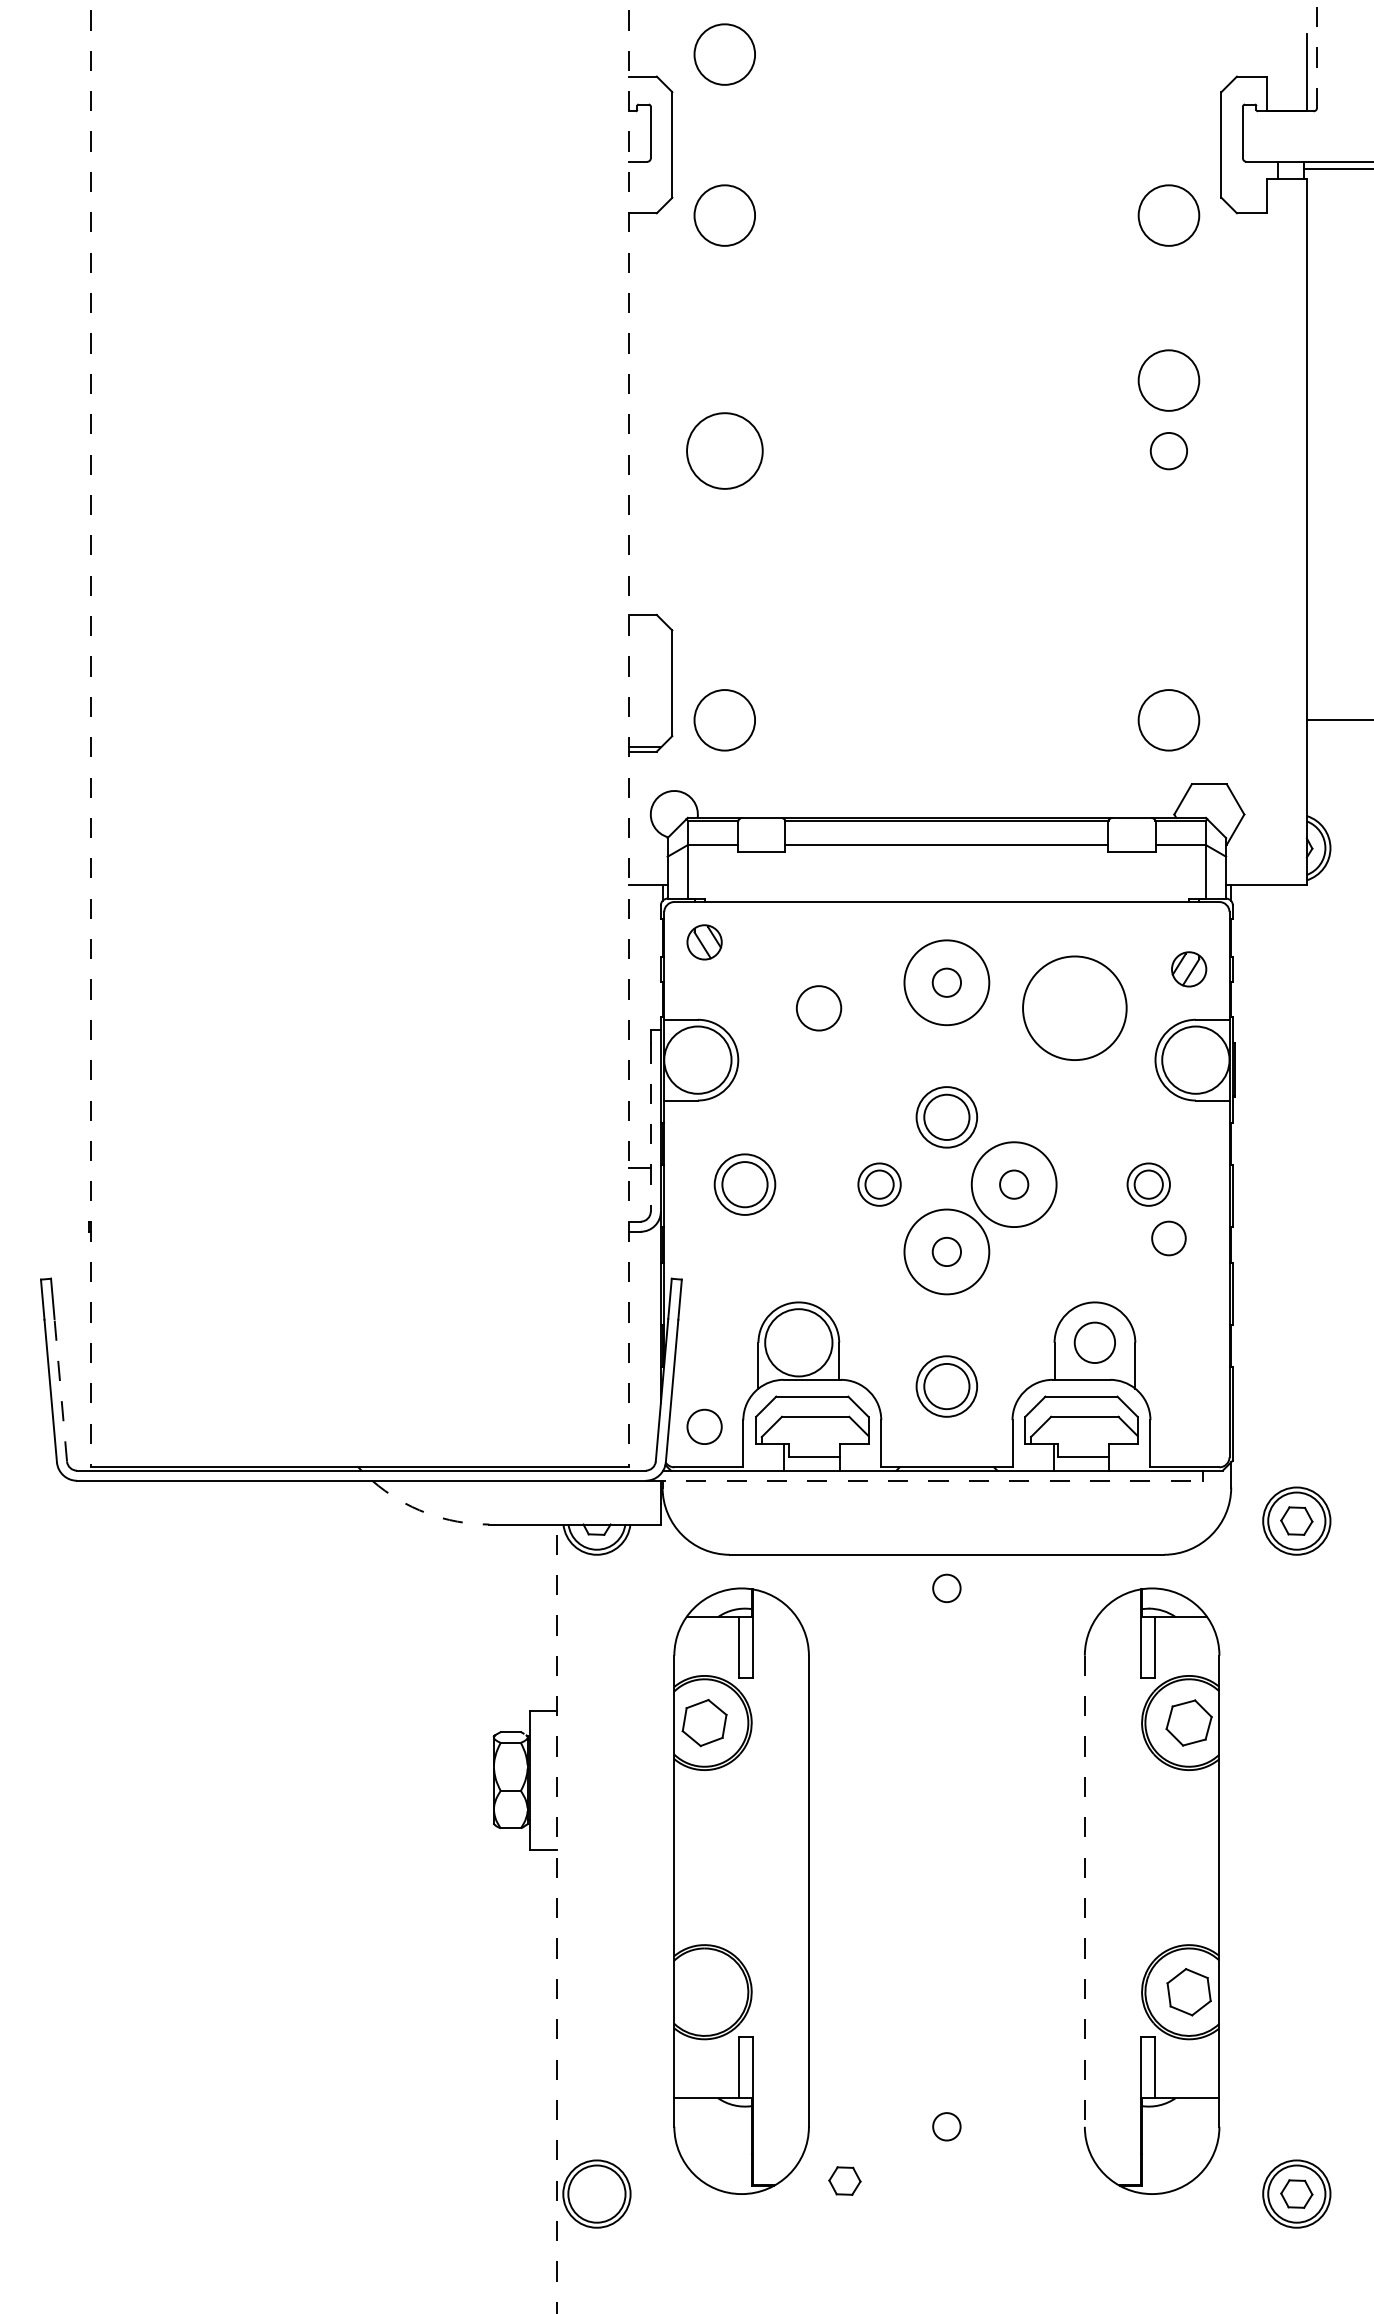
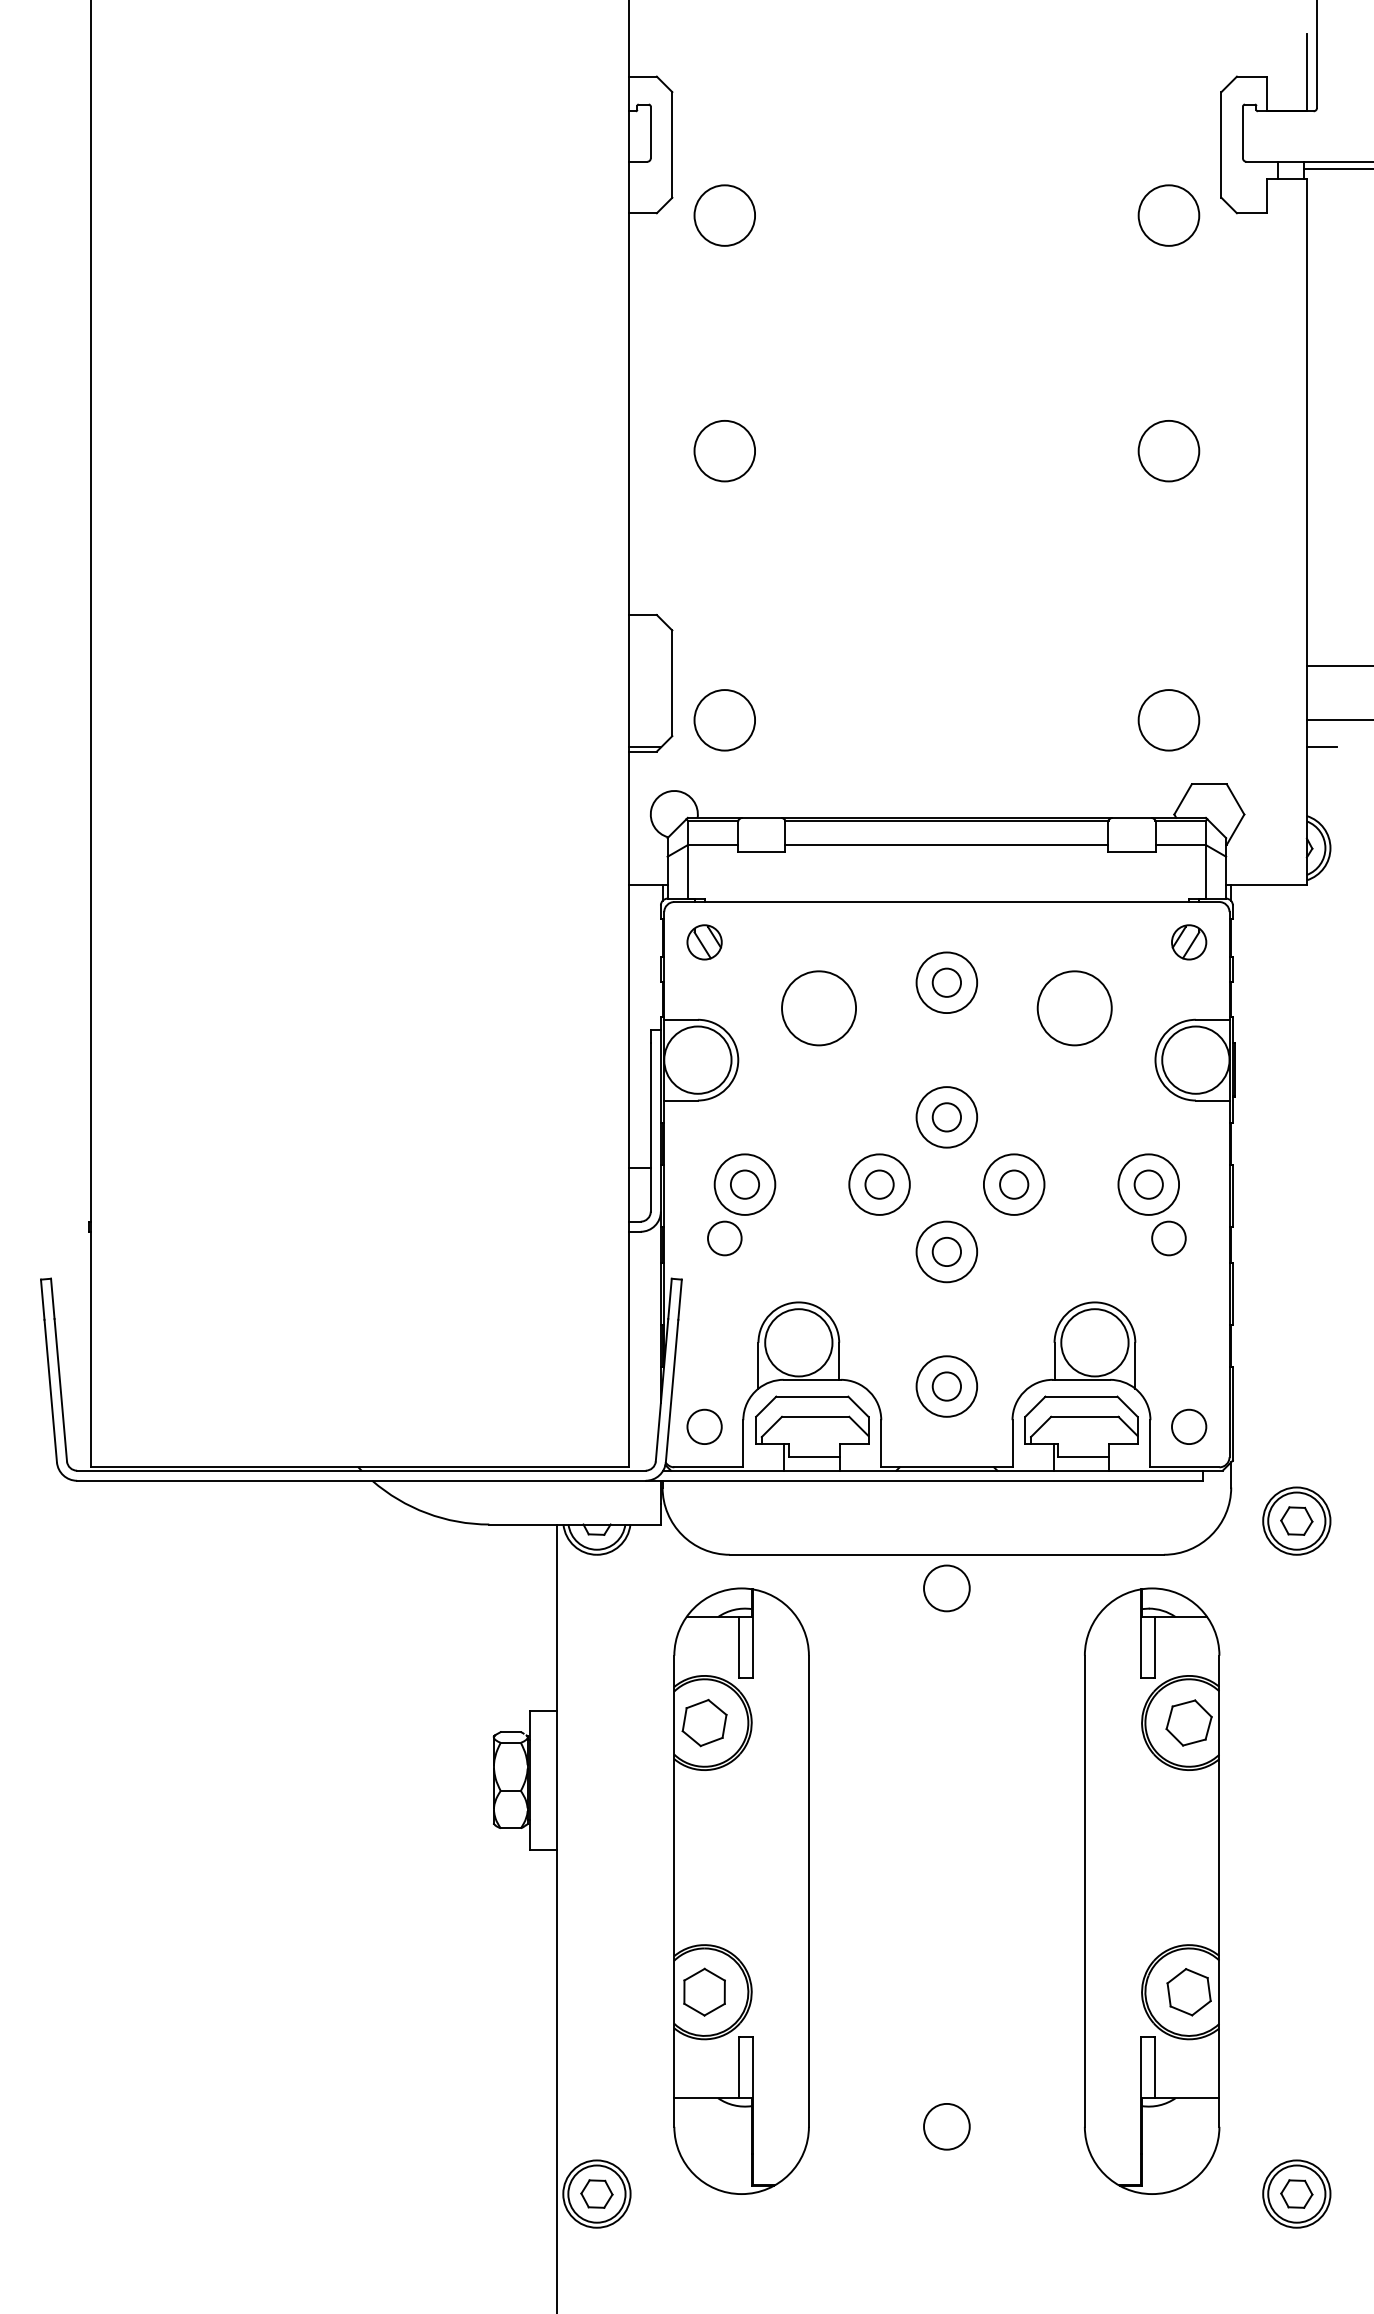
circle: present -> none (724, 54)
line: dashed -> solid (1317, 54)
circle: present -> none (1168, 380)
circle size: 78x78 px -> 63x63 px (724, 451)
circle diameter: 36 px -> 61 px (1168, 450)
line: none -> present (1338, 666)
line: dashed -> solid (90, 734)
line: dashed -> solid (628, 734)
line: none -> present (1321, 747)
part position: (1189, 969) -> (1189, 942) (1189, 942)
circle diameter: 85 px -> 61 px (946, 982)
circle size: 106x106 px -> 77x77 px (1074, 1008)
circle diameter: 44 px -> 74 px (819, 1008)
circle diameter: 45 px -> 28 px (946, 1117)
line: dashed -> solid (650, 1127)
circle diameter: 45 px -> 28 px (744, 1184)
circle diameter: 42 px -> 61 px (879, 1184)
circle diameter: 85 px -> 61 px (1013, 1184)
circle diameter: 42 px -> 61 px (1148, 1184)
circle: none -> present (724, 1238)
circle diameter: 85 px -> 61 px (946, 1251)
circle diameter: 40 px -> 67 px (1094, 1342)
circle diameter: 45 px -> 28 px (946, 1386)
line: dashed -> solid (60, 1390)
circle: none -> present (1189, 1426)
line: dashed -> solid (924, 1480)
arc: dashed -> solid (426, 1513)
circle diameter: 27 px -> 46 px (946, 1588)
line: dashed -> solid (1084, 1891)
line: dashed -> solid (556, 1918)
part: none -> present (704, 1991)
circle diameter: 27 px -> 46 px (946, 2126)
part position: (844, 2180) -> (596, 2193) (596, 2193)
